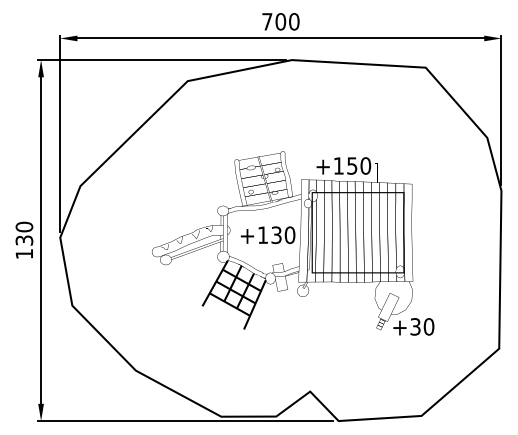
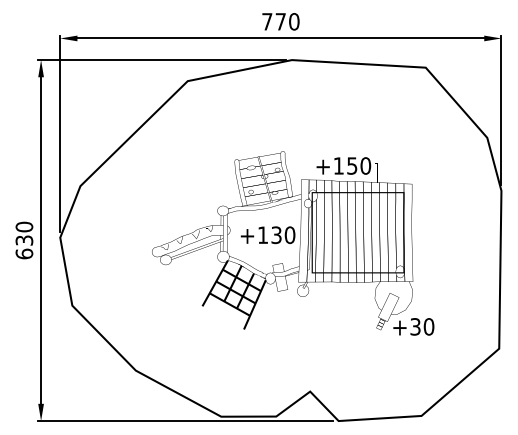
text: 700 -> 770 (280, 21)
text: 130 -> 630 (24, 253)
